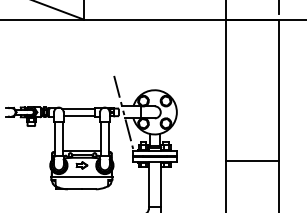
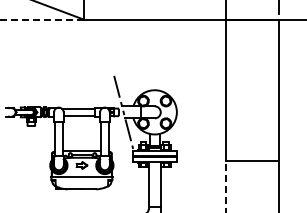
line: solid -> dashed (42, 19)
line: solid -> dashed (225, 186)
